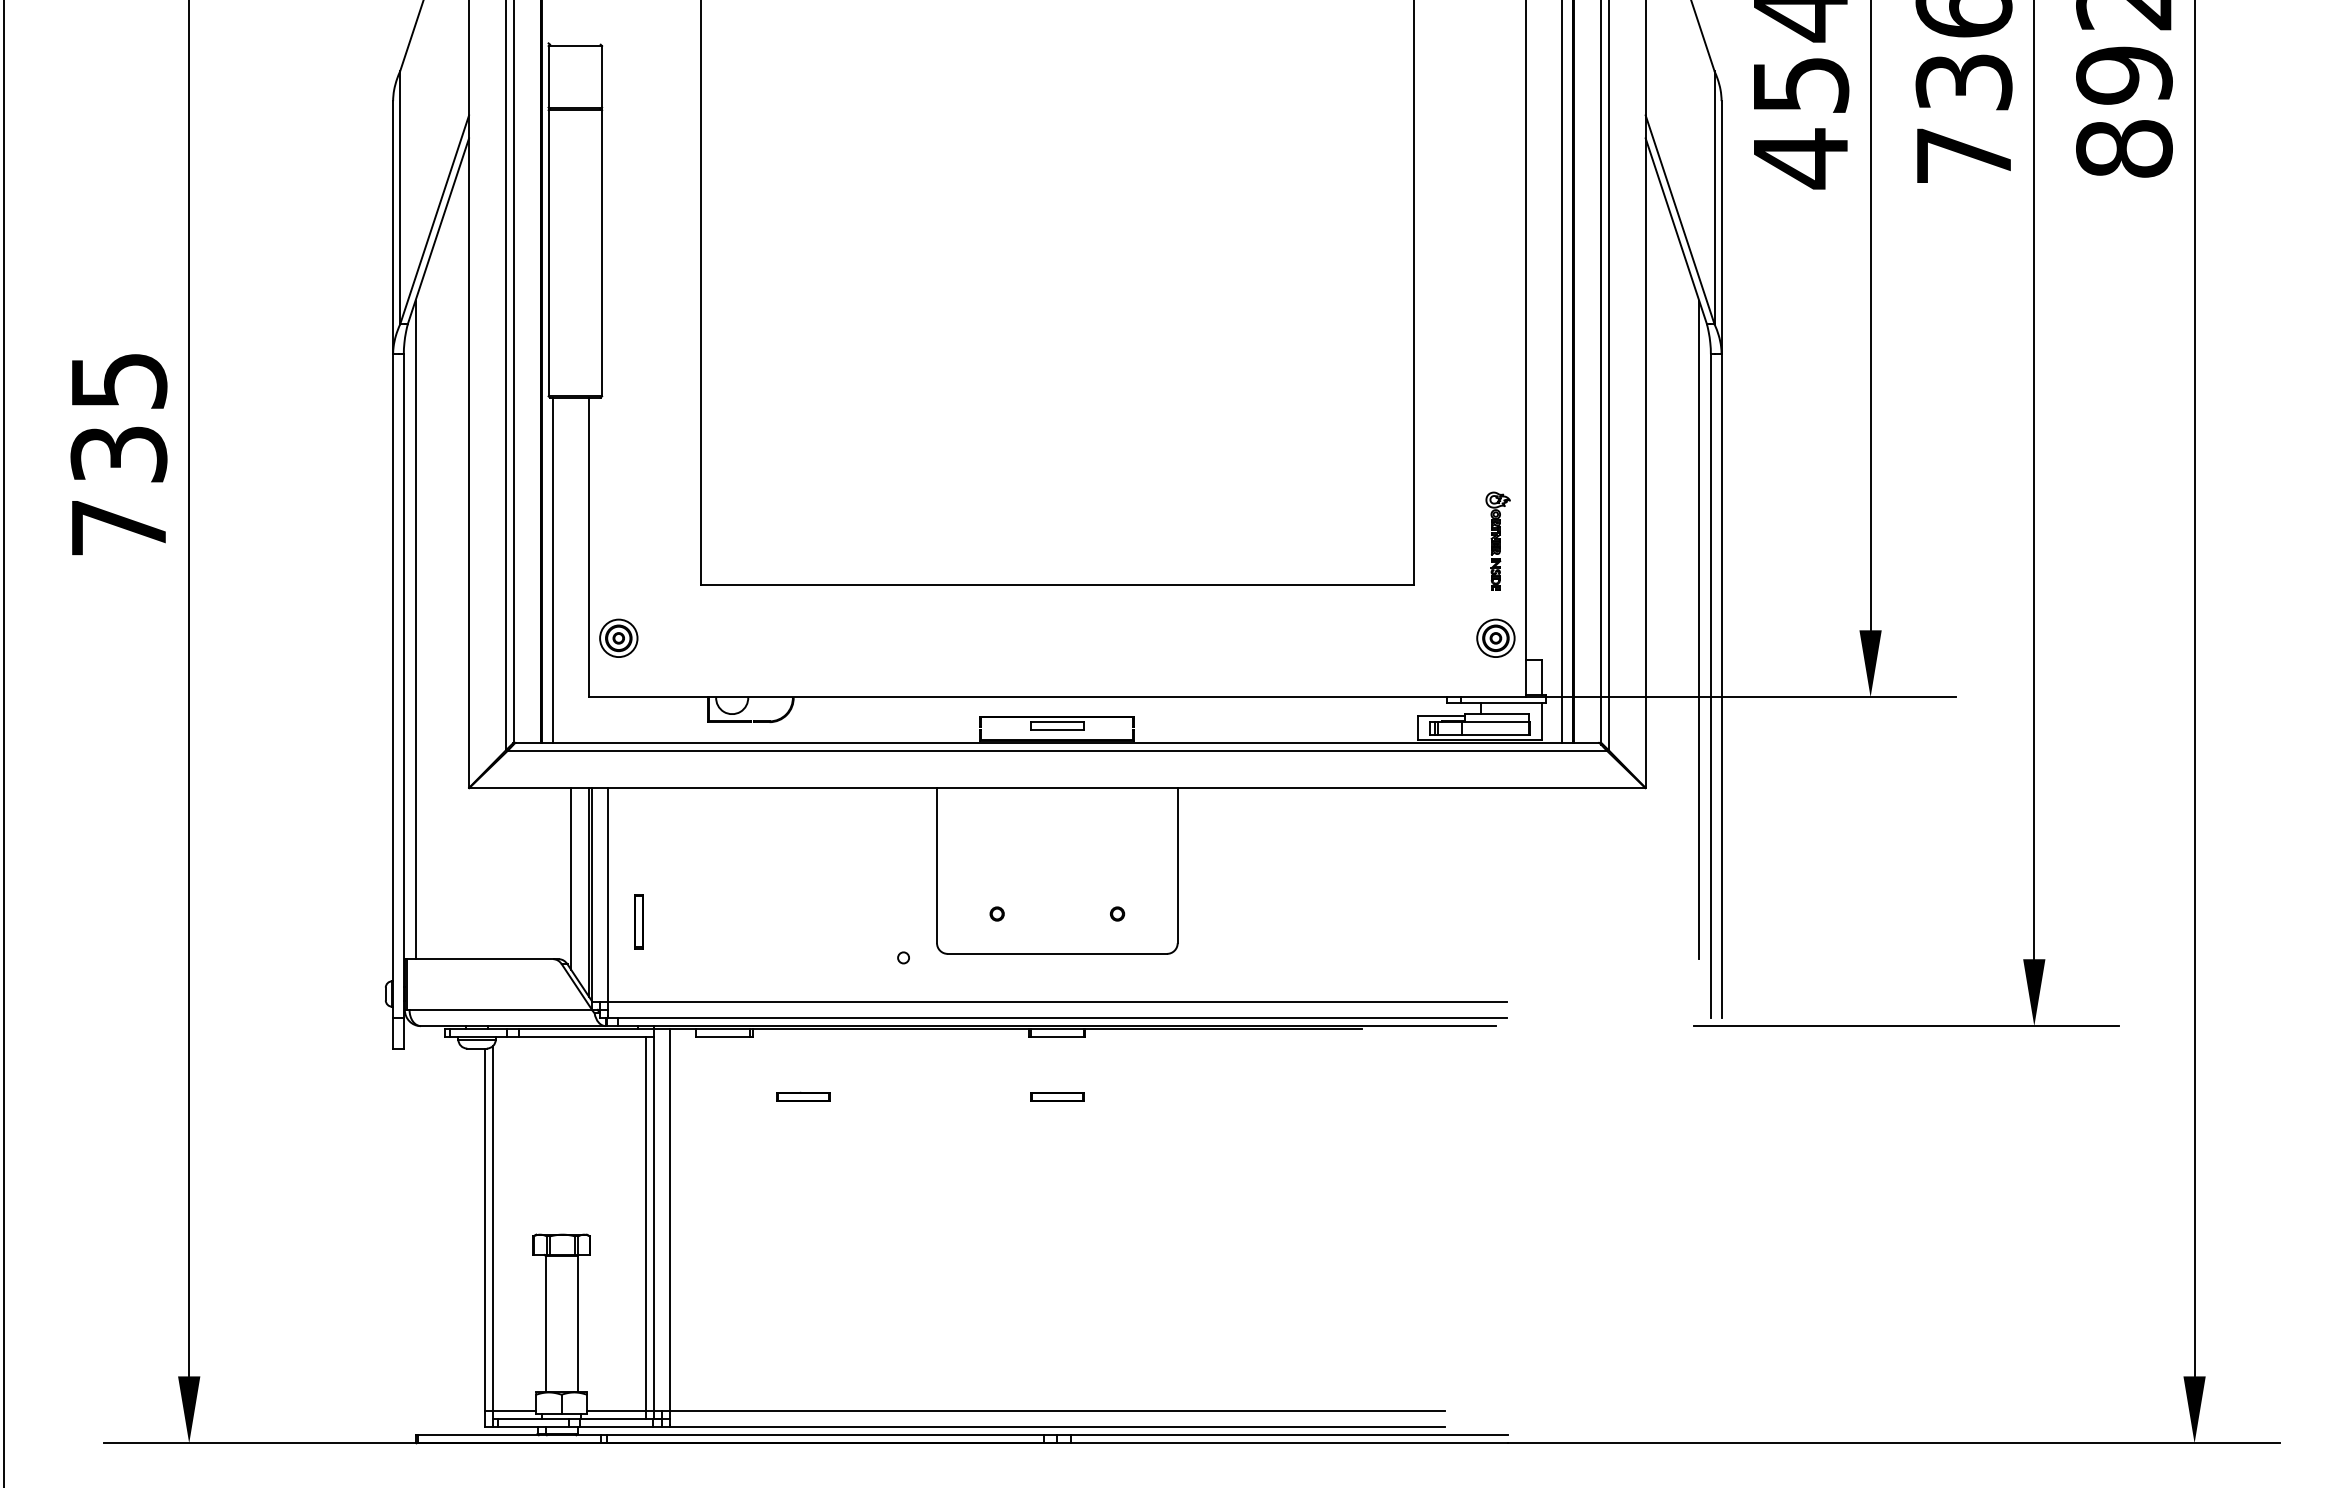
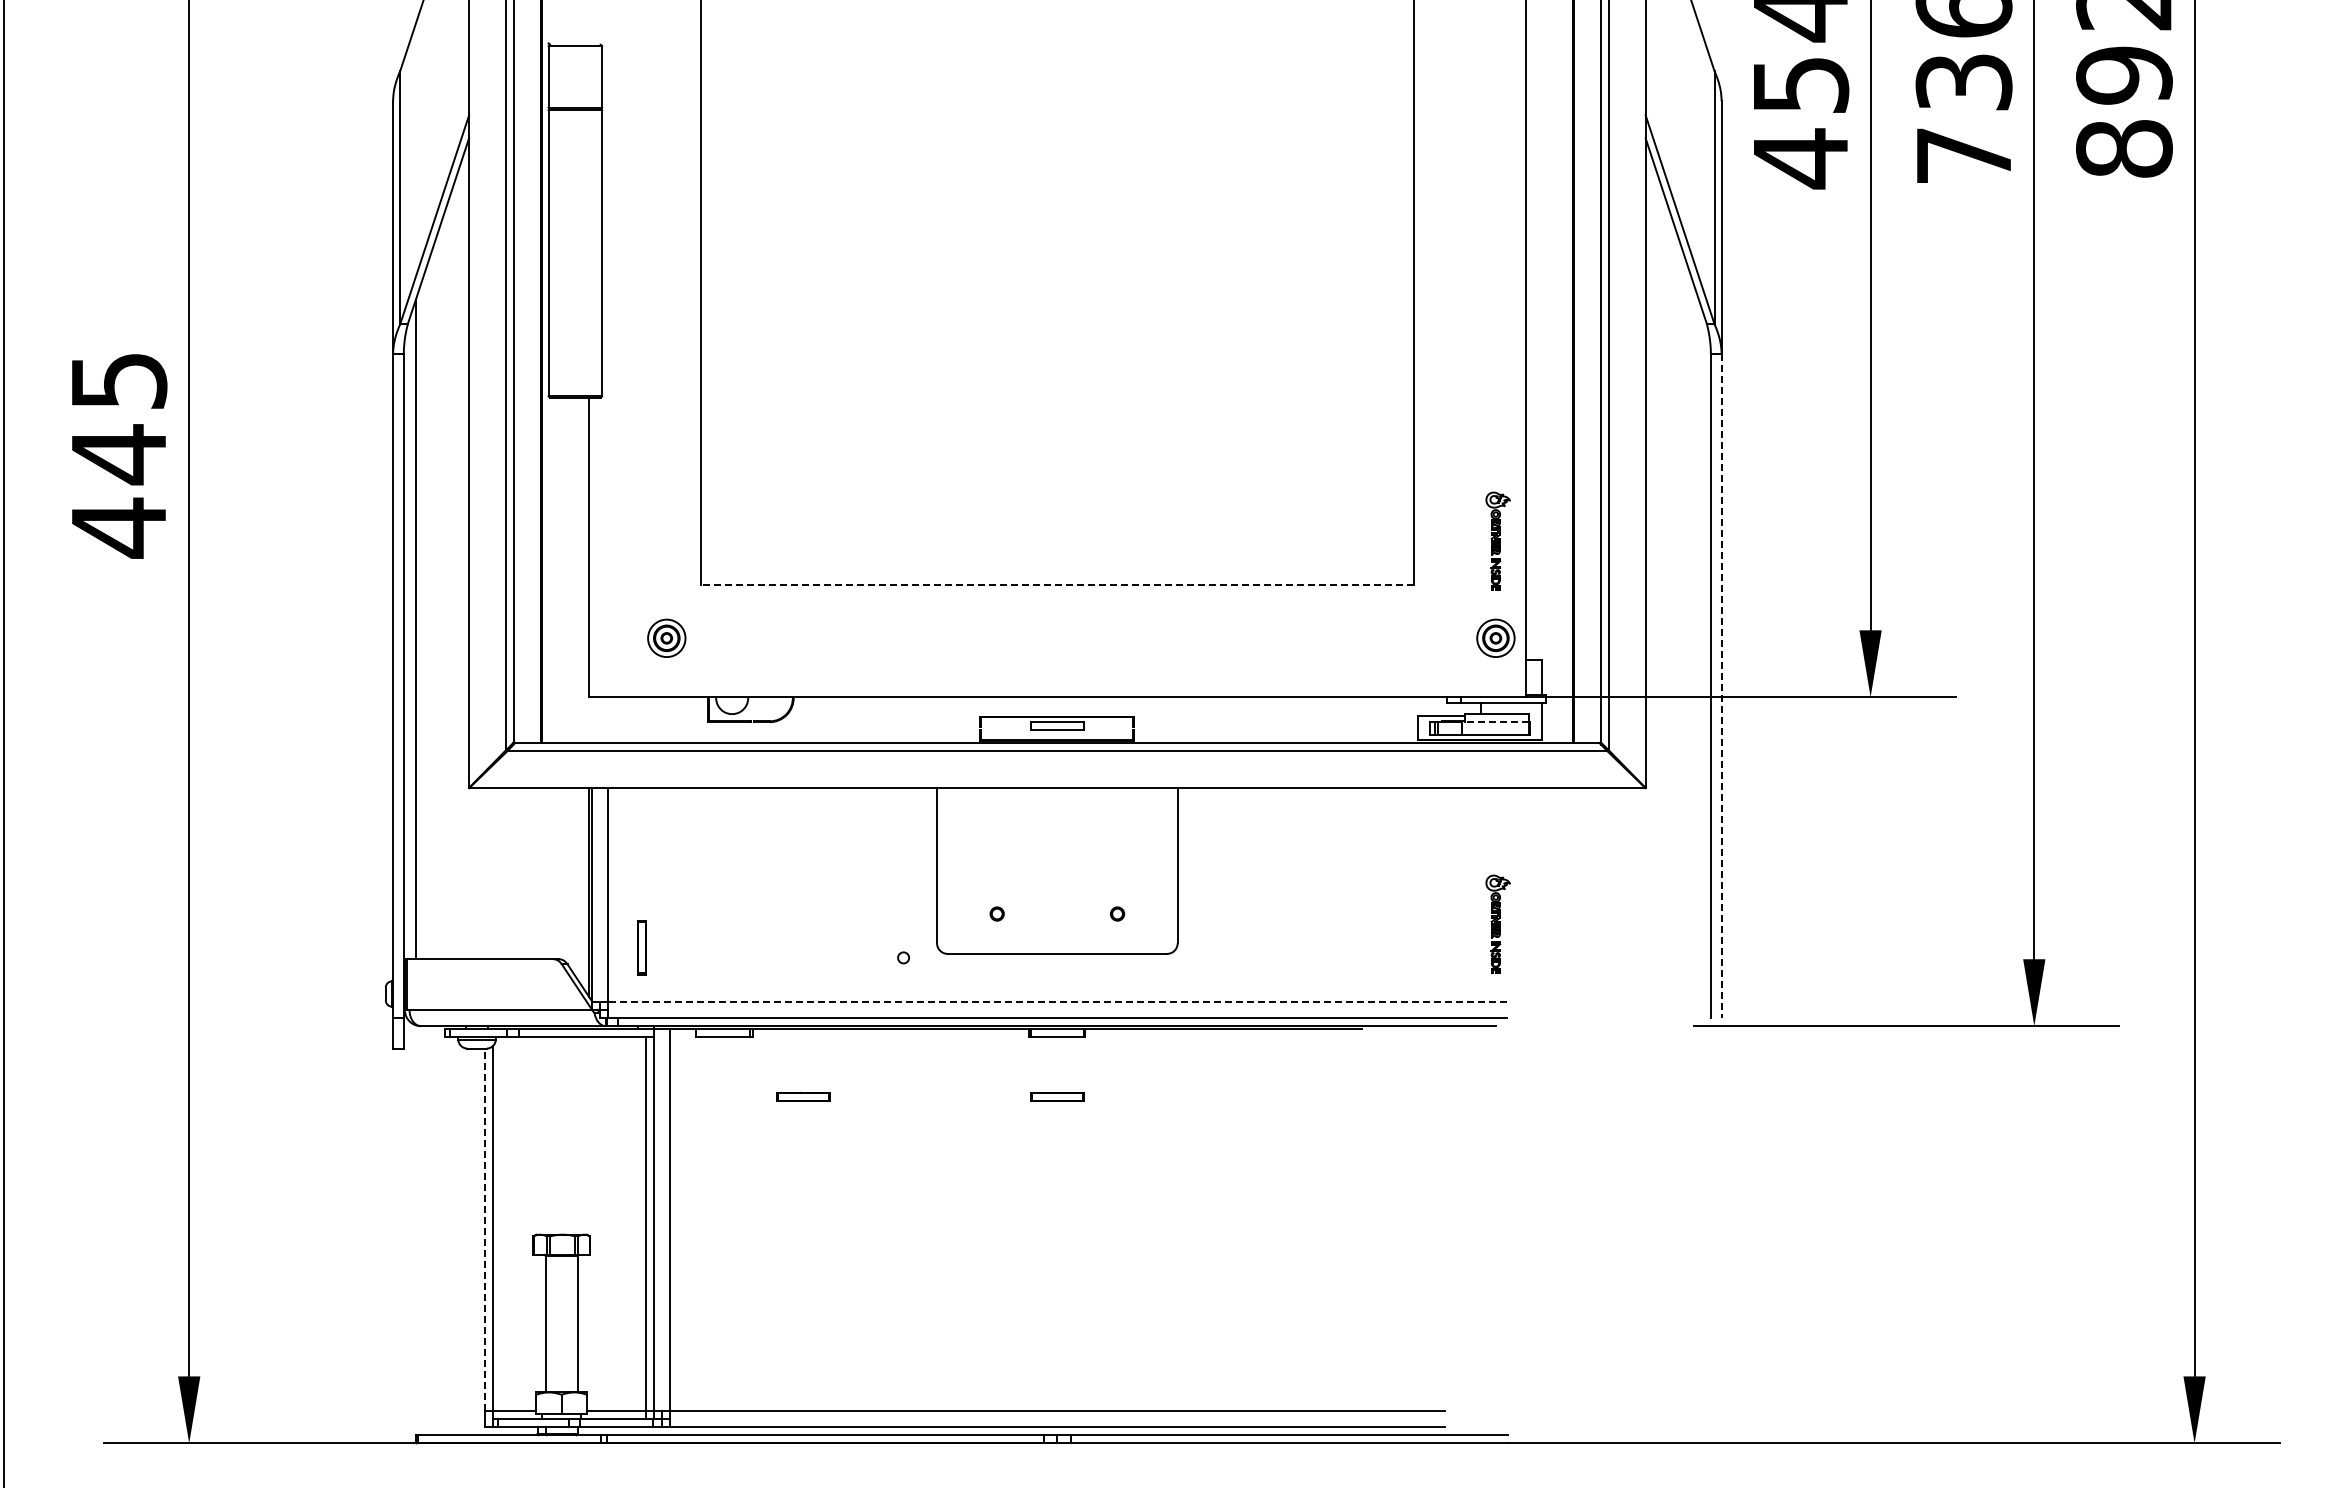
line: present -> none (1562, 372)
text: 735 -> 445 (118, 491)
line: present -> none (552, 569)
line: solid -> dashed (1056, 584)
line: present -> none (1699, 629)
part position: (618, 637) -> (666, 637) (666, 637)
line: solid -> dashed (1721, 686)
line: solid -> dashed (1495, 721)
line: present -> none (571, 879)
part position: (638, 921) -> (641, 947) (641, 947)
part: none -> present (1497, 923)
line: solid -> dashed (1056, 1002)
line: solid -> dashed (485, 1229)
